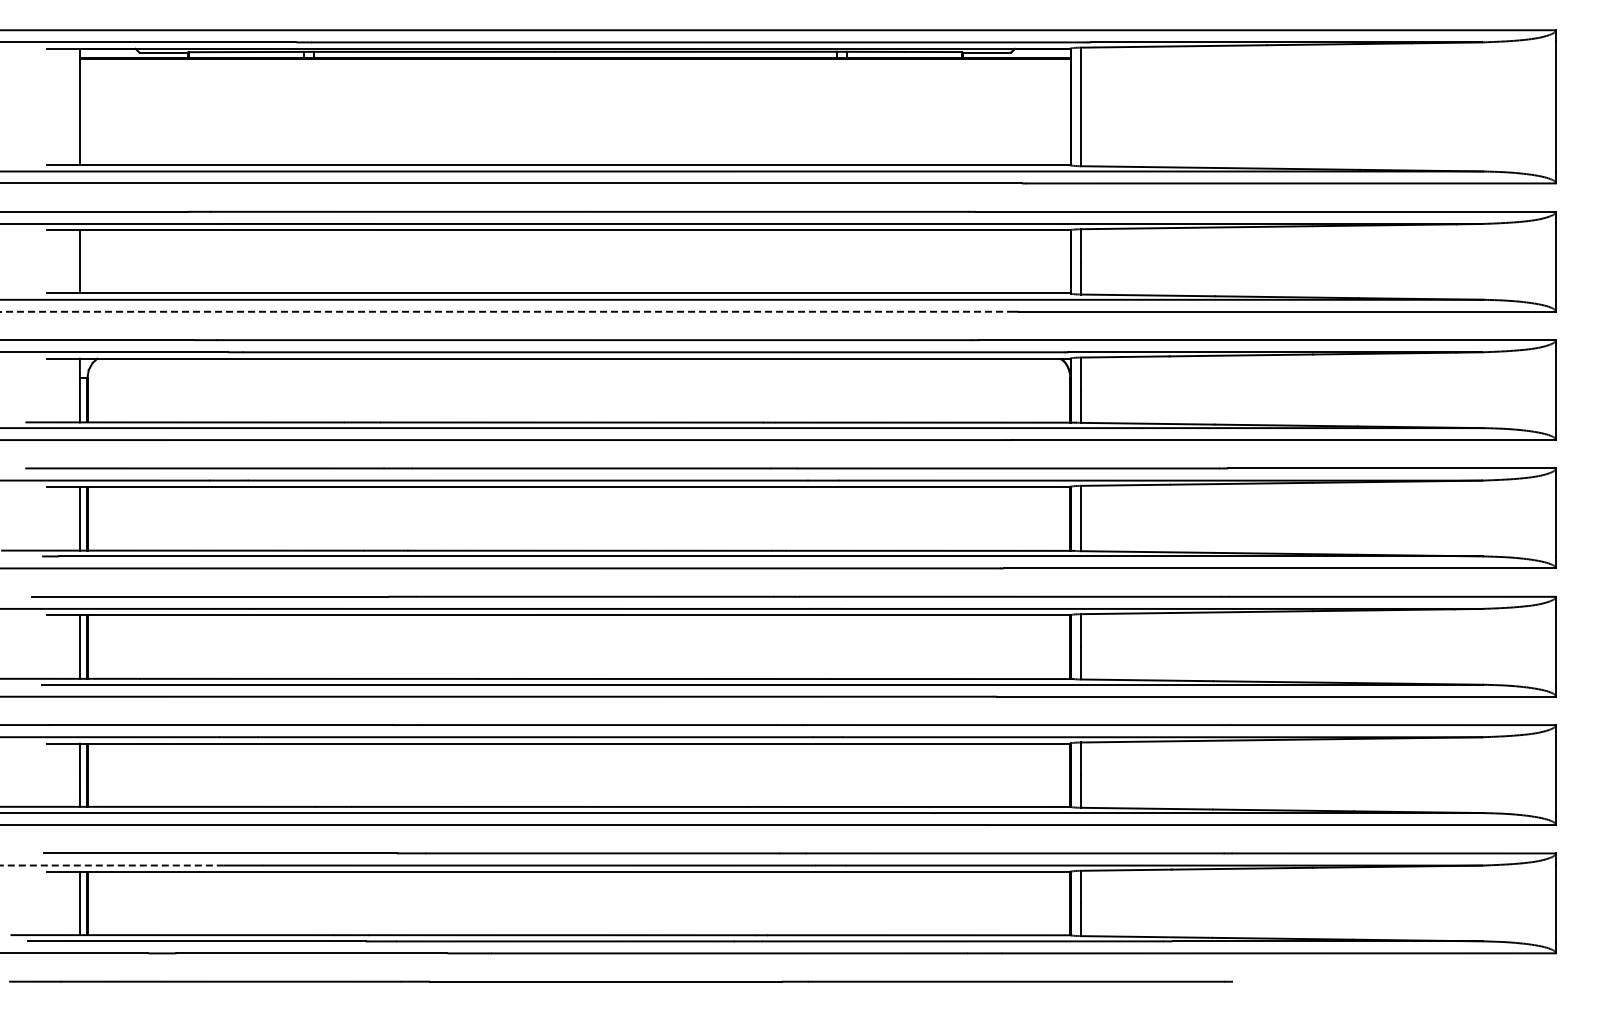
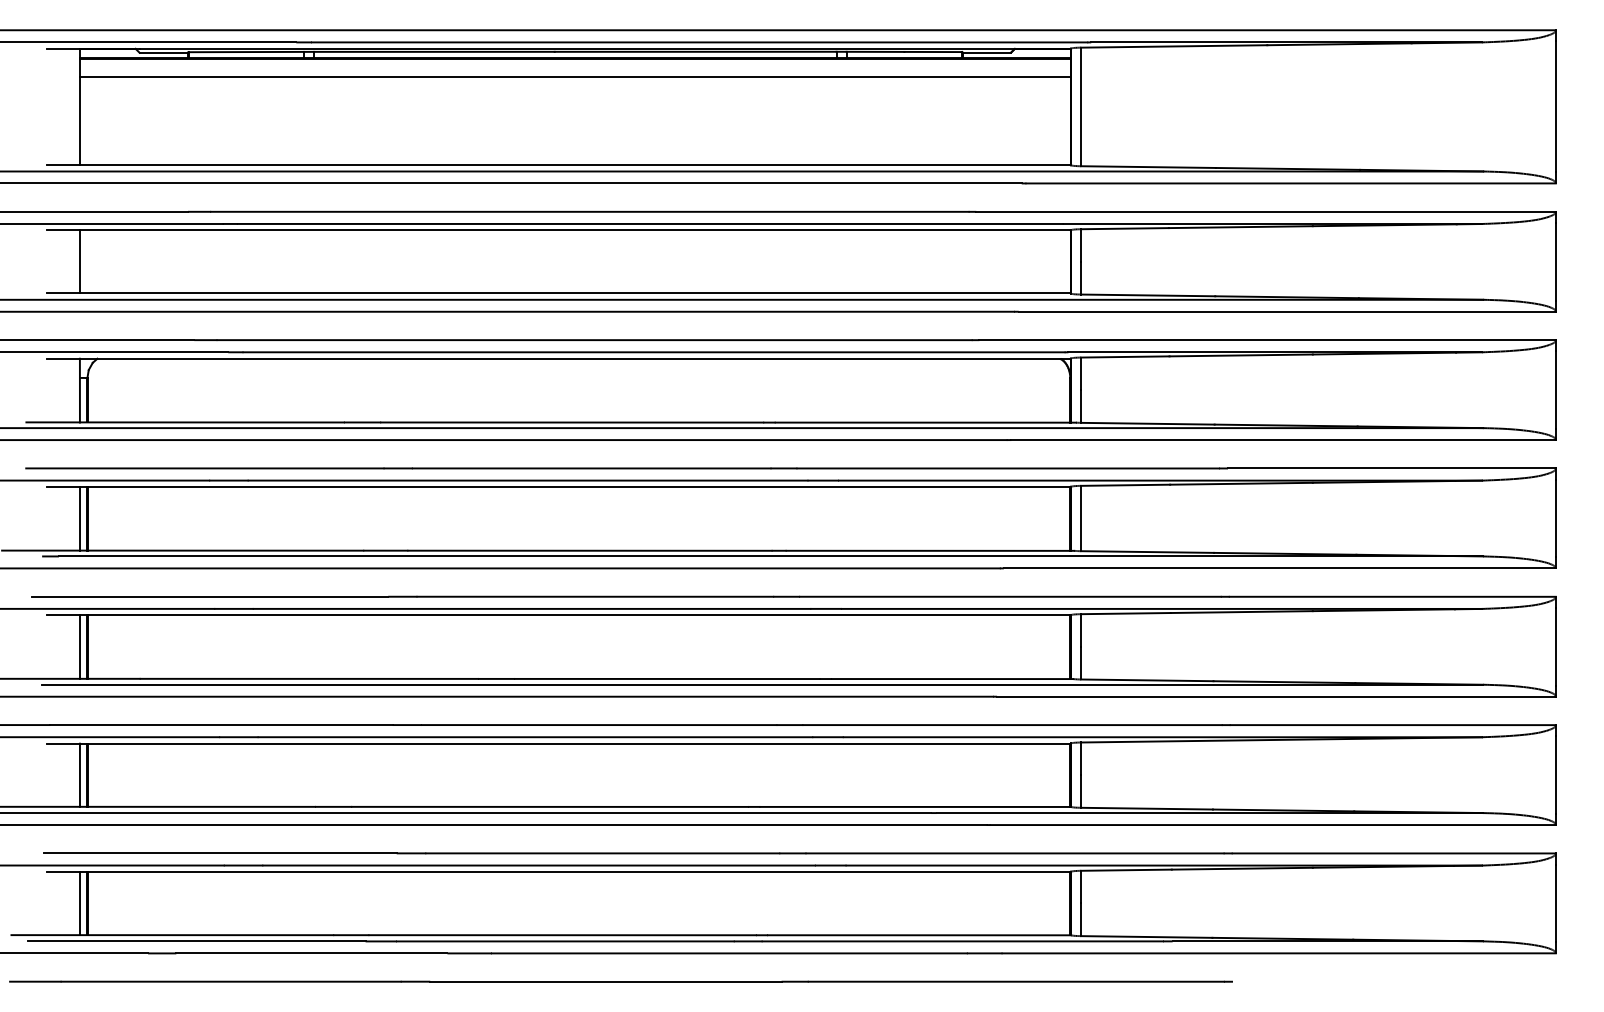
line: none -> present (574, 76)
line: dashed -> solid (507, 311)
line: dashed -> solid (111, 865)
